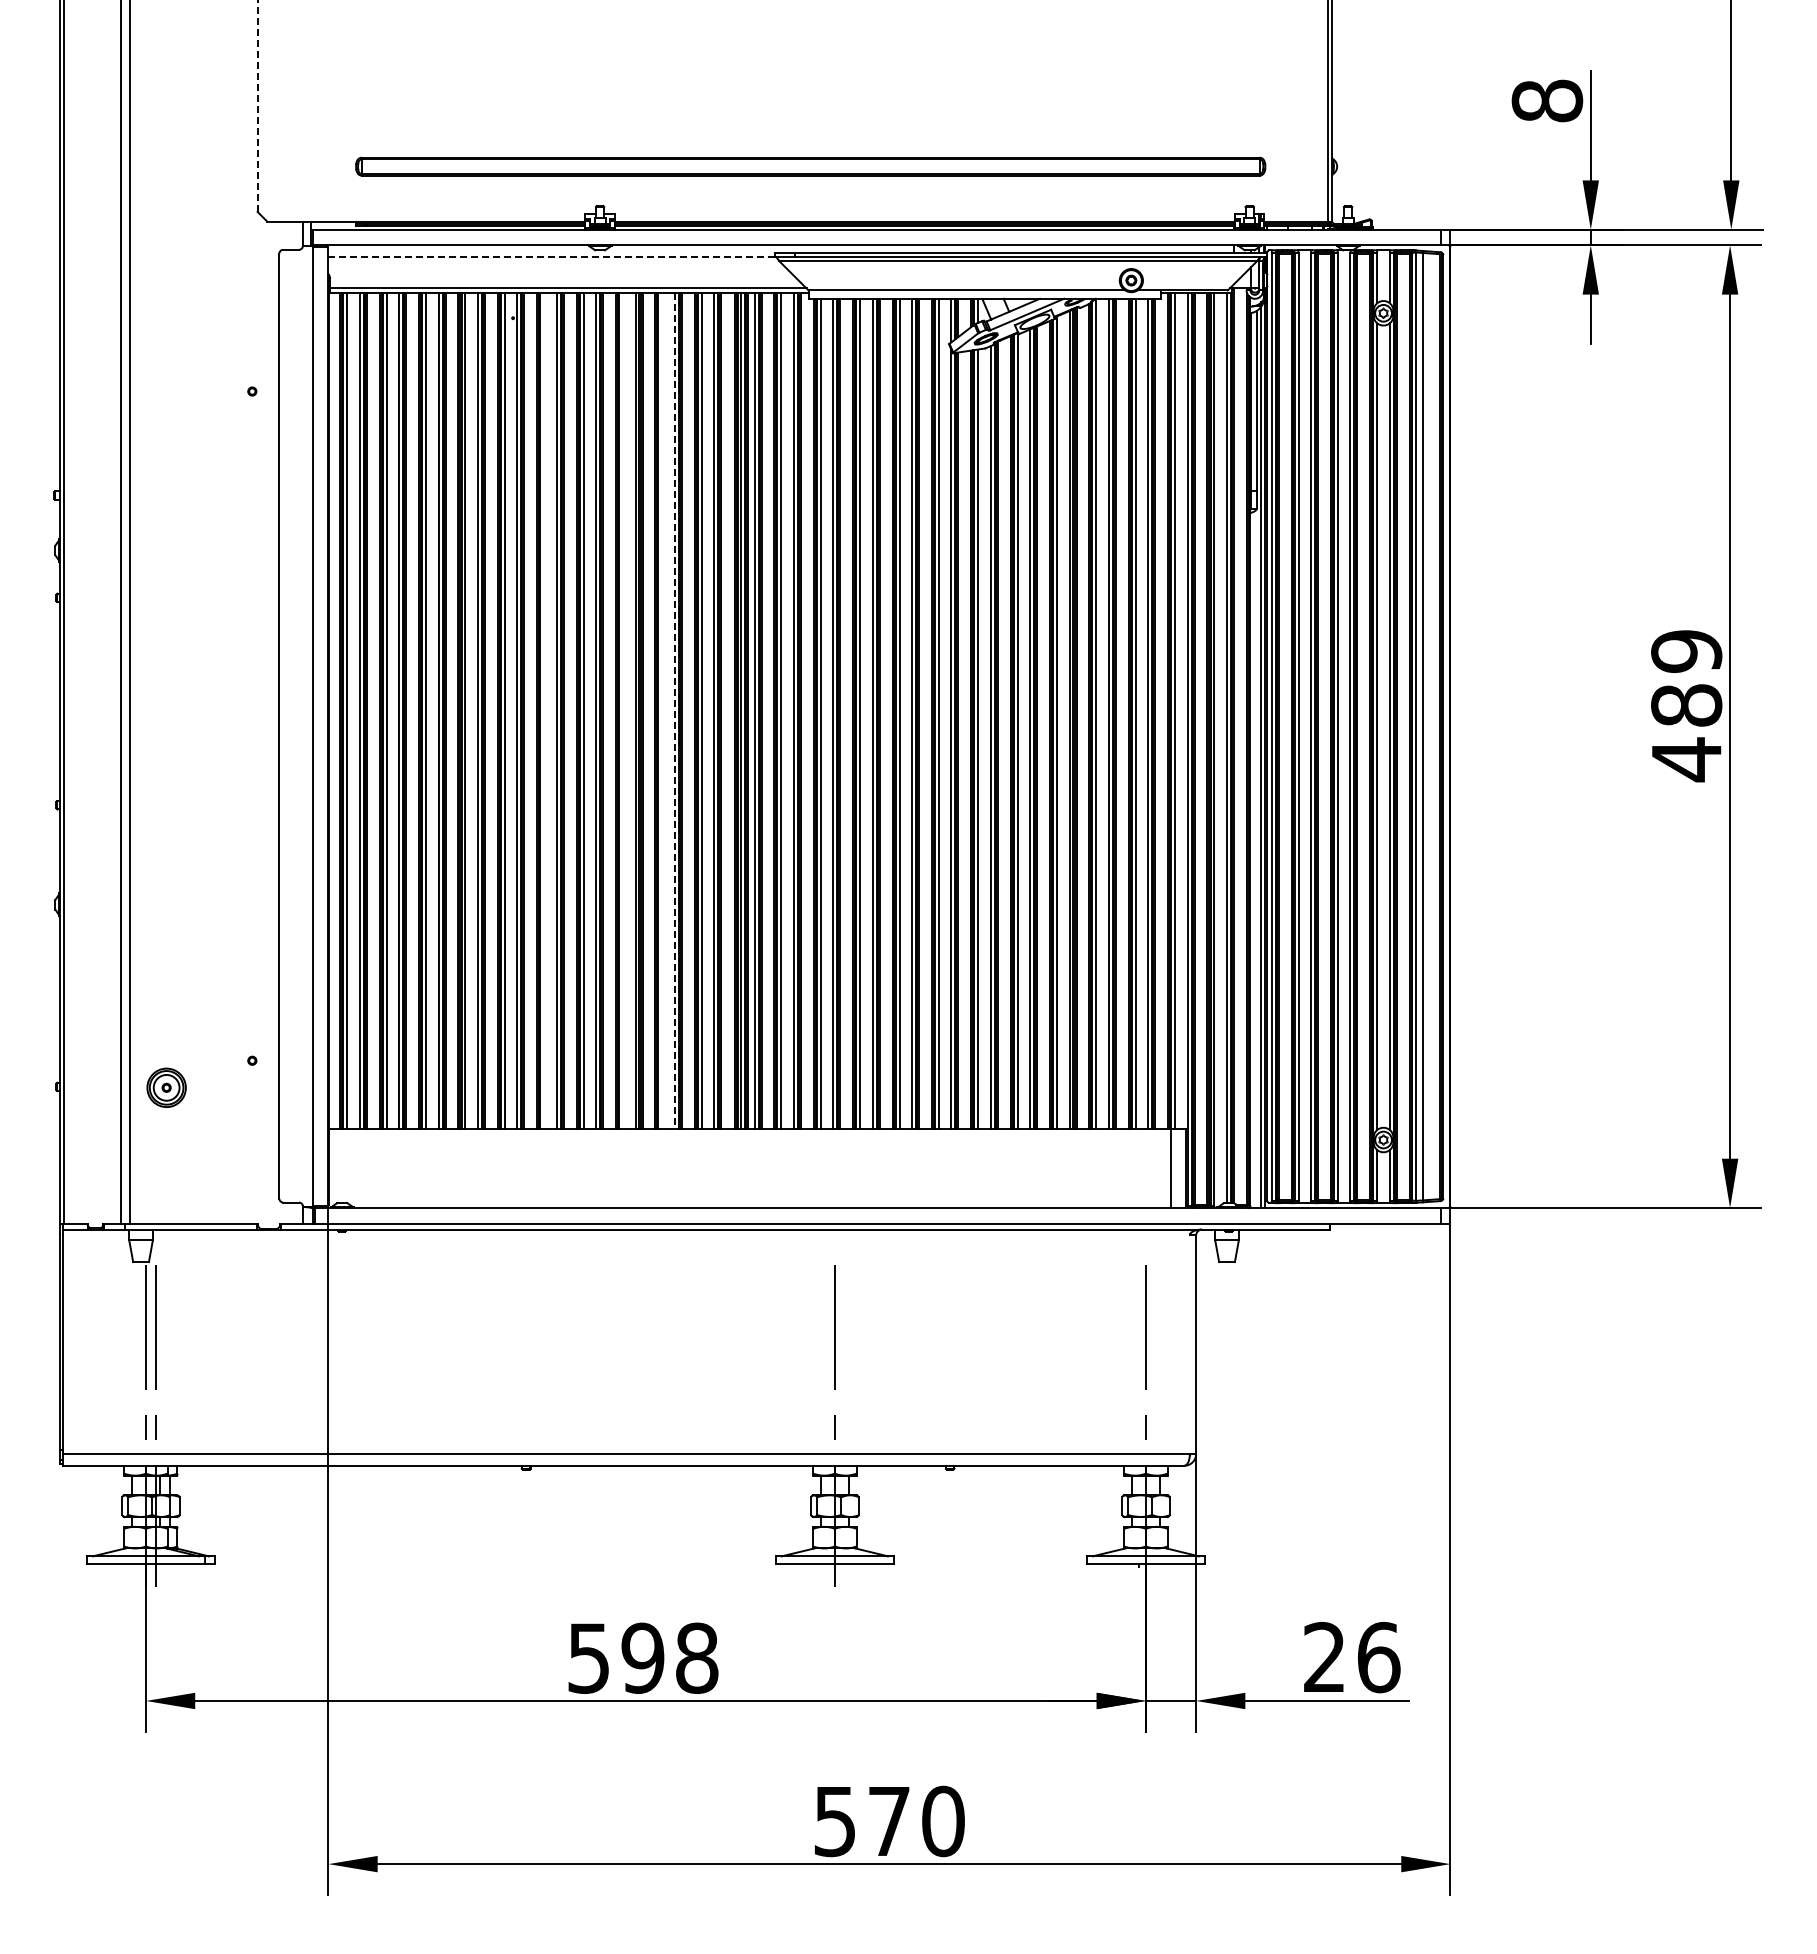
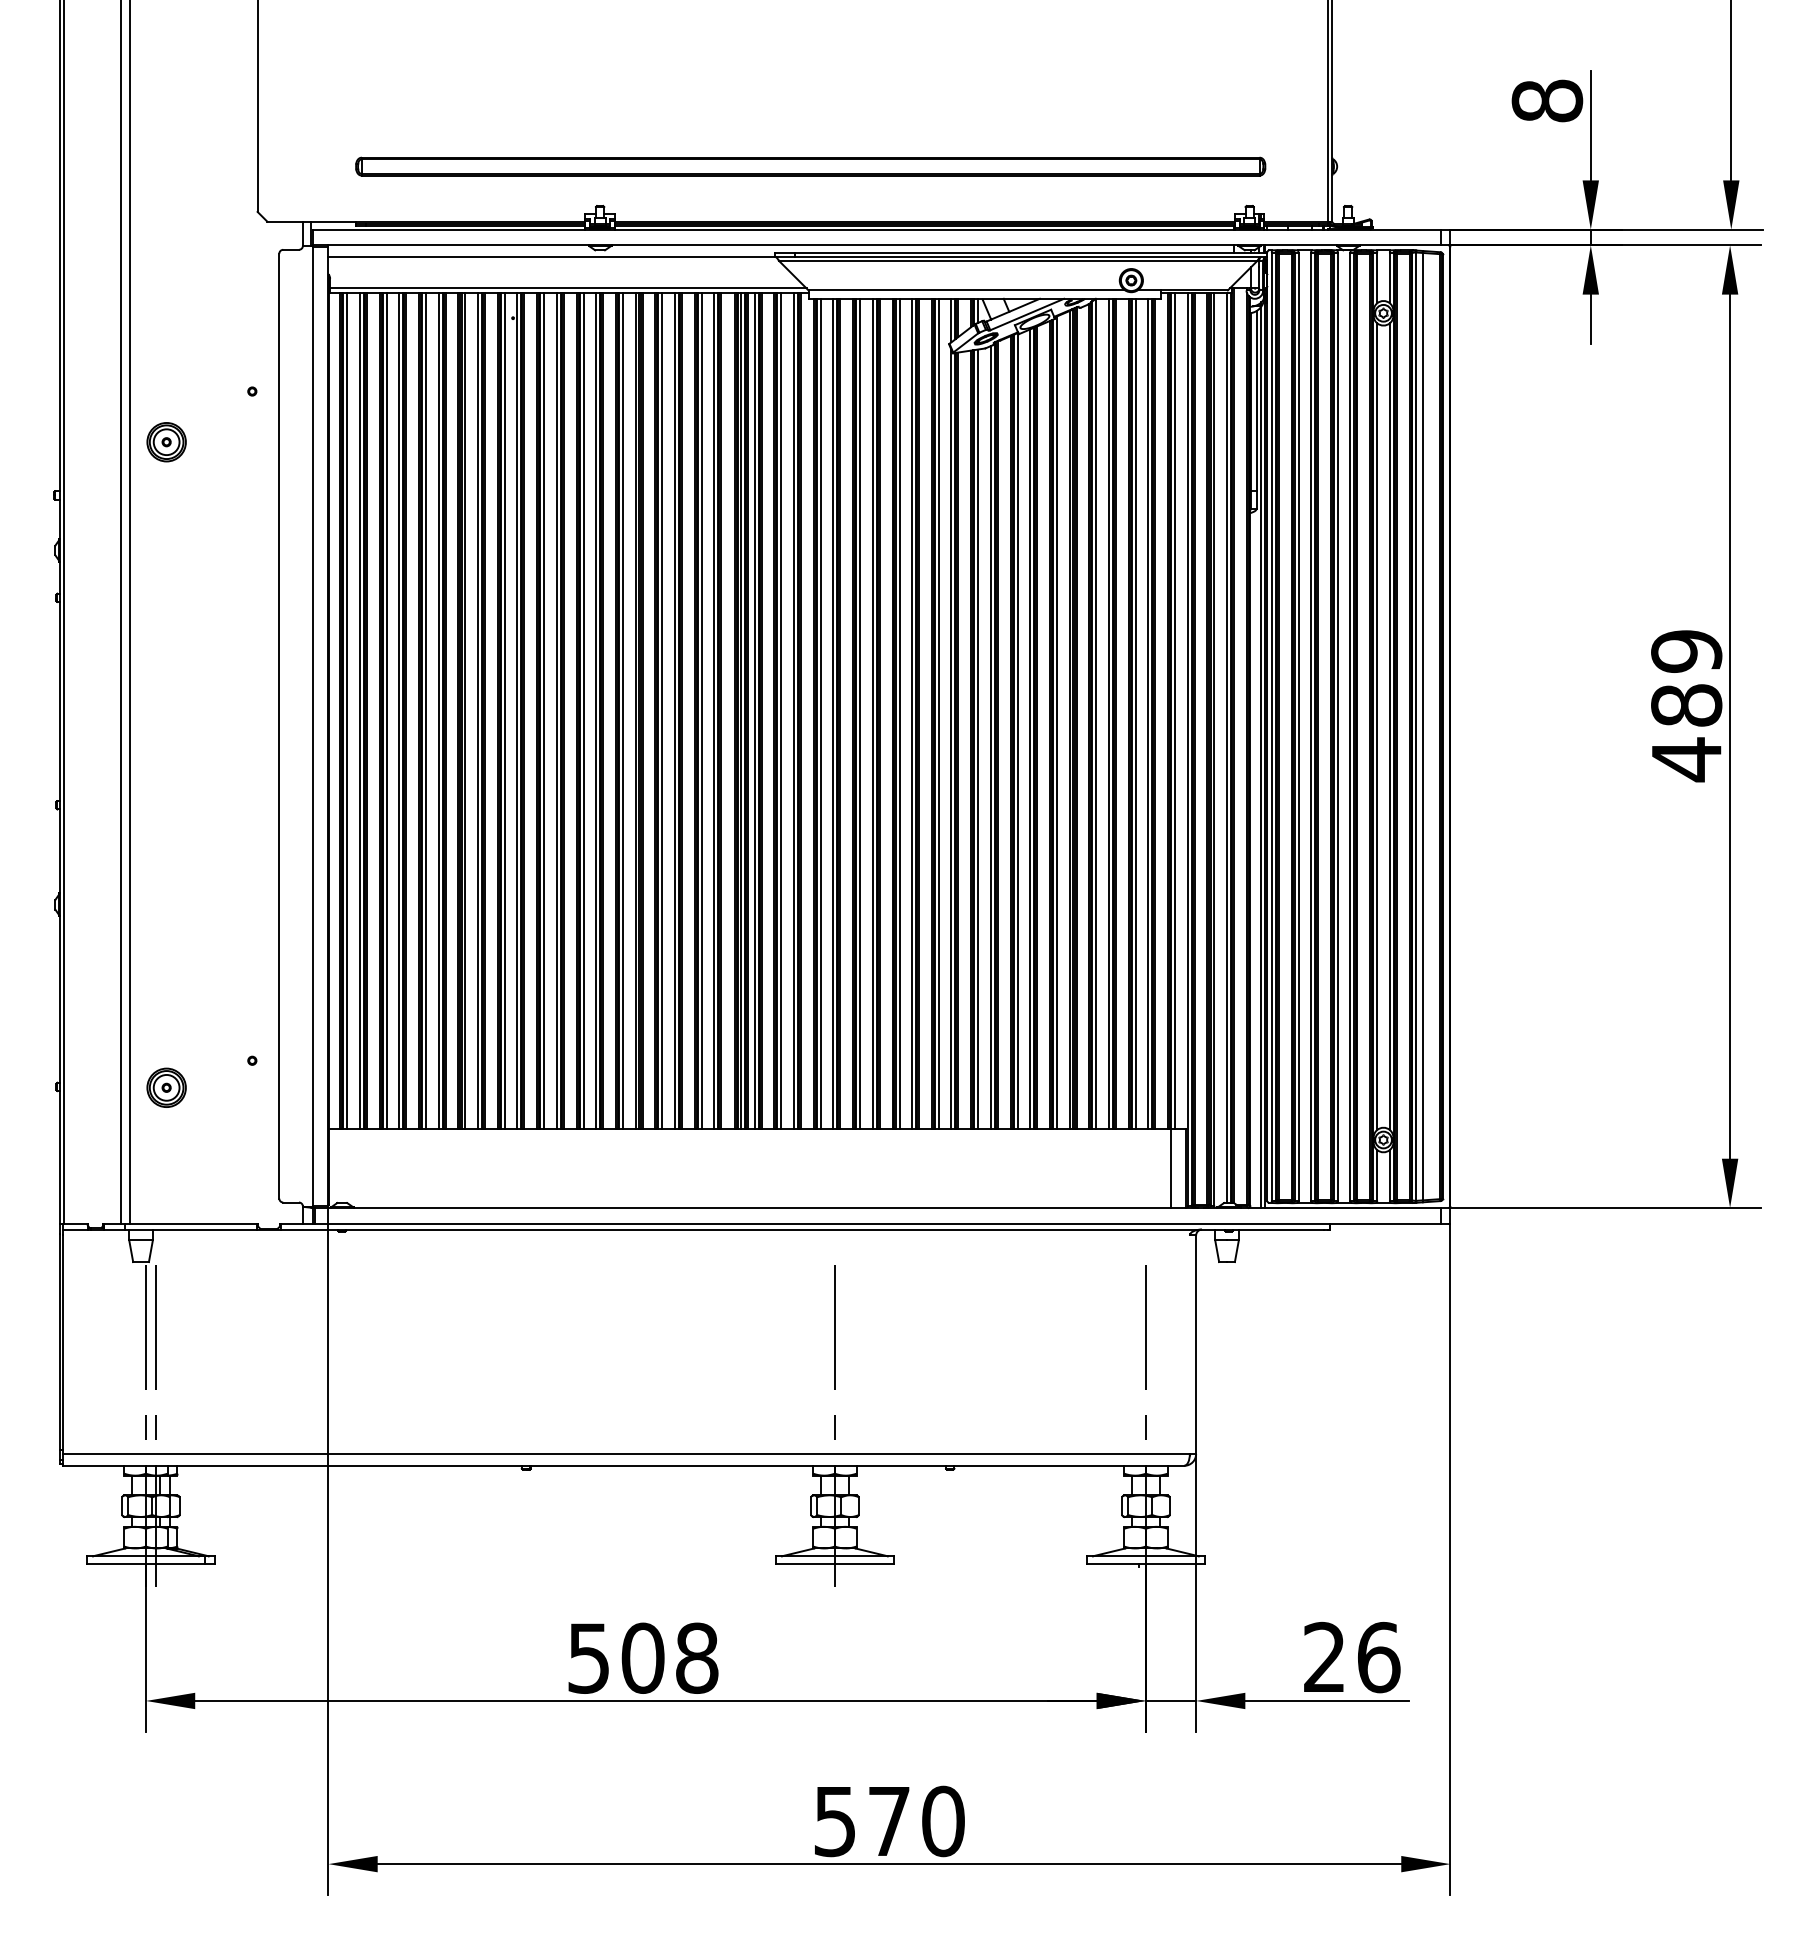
line: dashed -> solid (257, 105)
line: dashed -> solid (552, 256)
part: none -> present (166, 442)
line: none -> present (544, 710)
line: none -> present (622, 710)
line: none -> present (662, 710)
line: dashed -> solid (674, 711)
text: 598 -> 508 (642, 1657)
